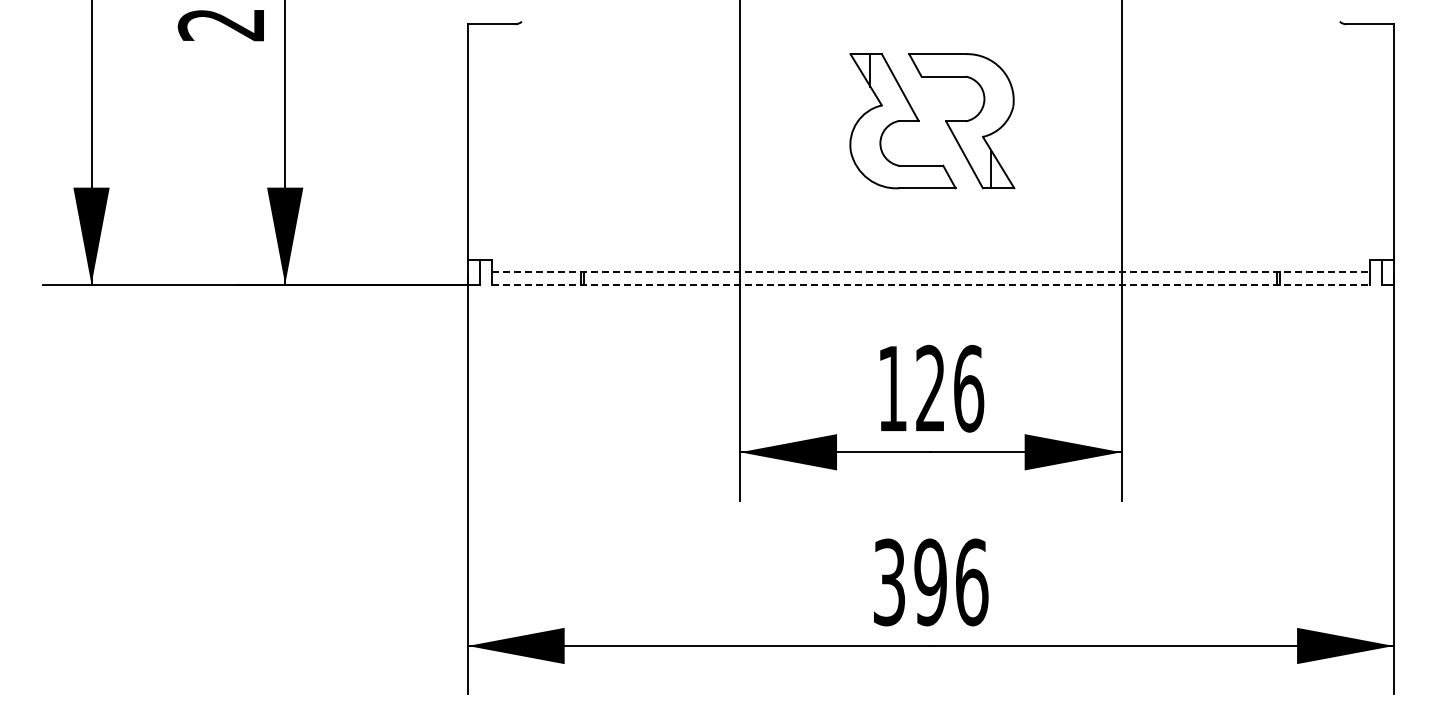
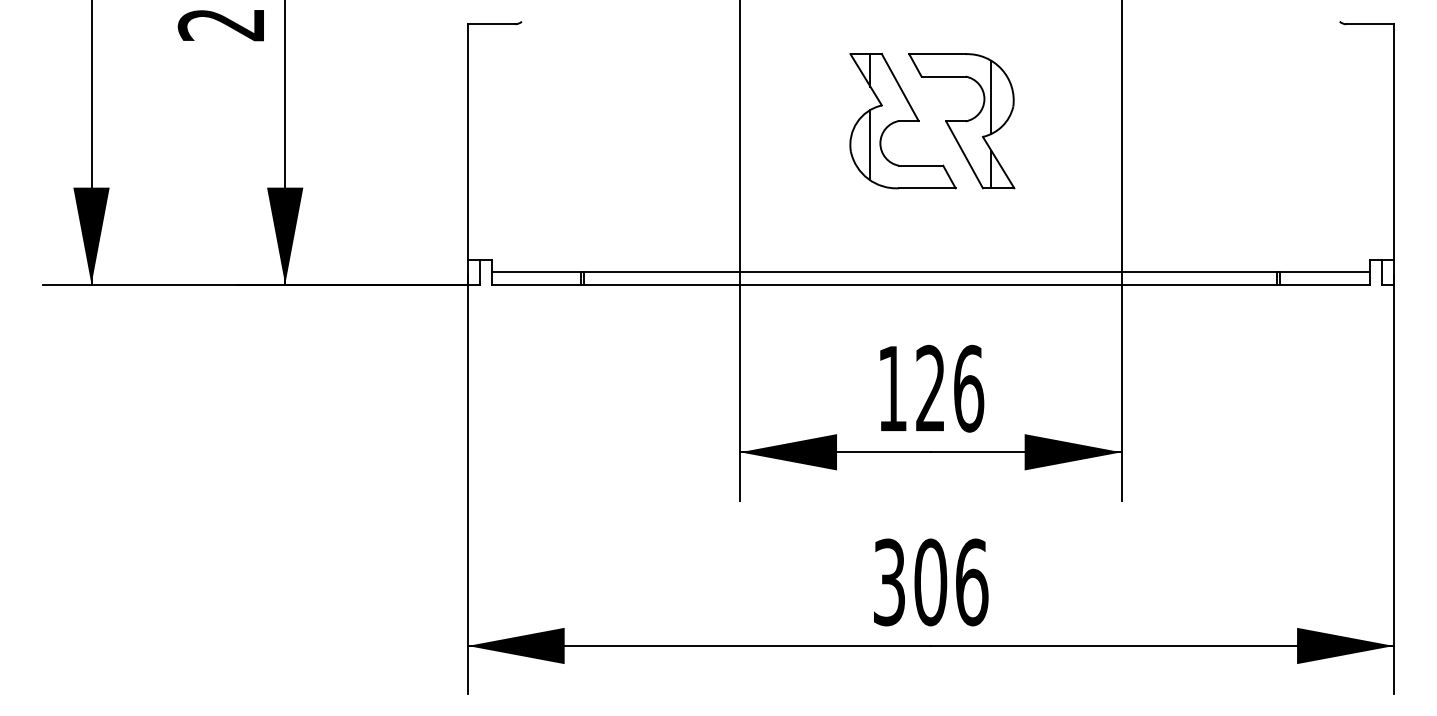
line: none -> present (991, 96)
line: none -> present (870, 145)
line: dashed -> solid (930, 272)
line: dashed -> solid (930, 284)
text: 396 -> 306 (930, 582)
